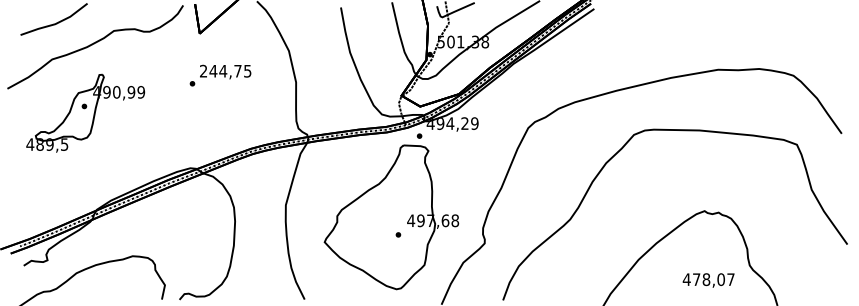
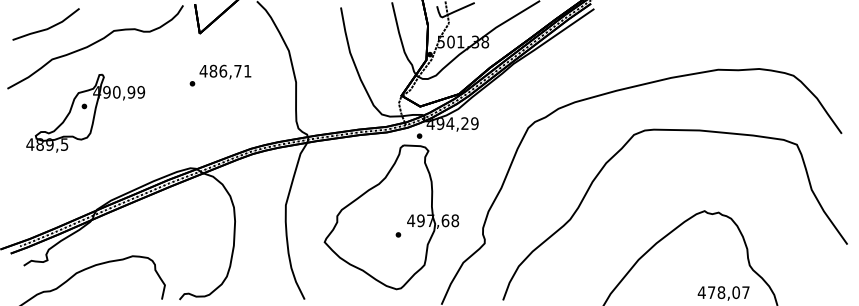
line position: (53, 23) -> (45, 28) (45, 28)
text: 244,75 -> 486,71 (225, 70)
text position: (708, 280) -> (723, 293) (723, 293)
